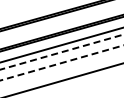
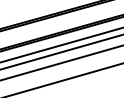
line: dashed -> solid (61, 52)
line: dashed -> solid (61, 62)
